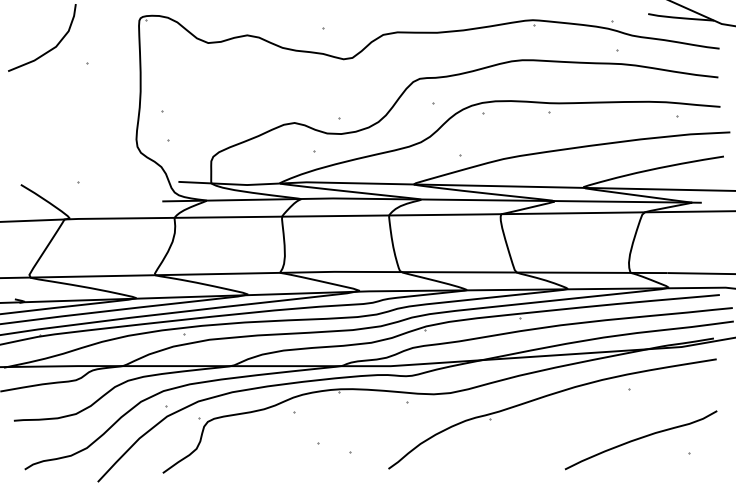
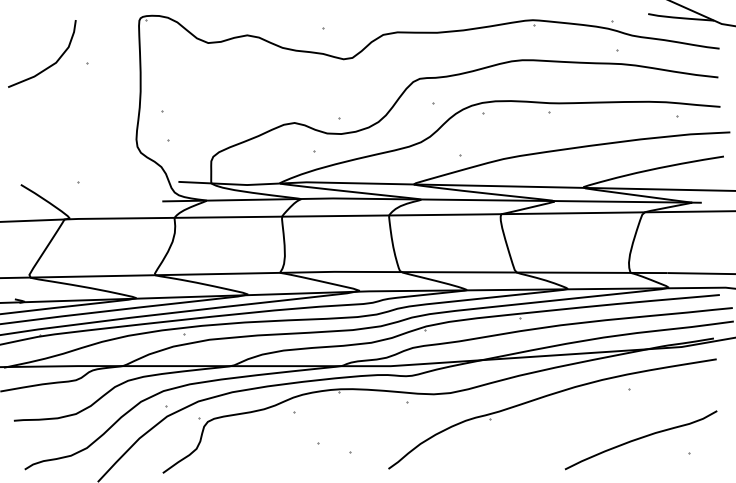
curve position: (49, 49) -> (49, 65) (49, 65)
